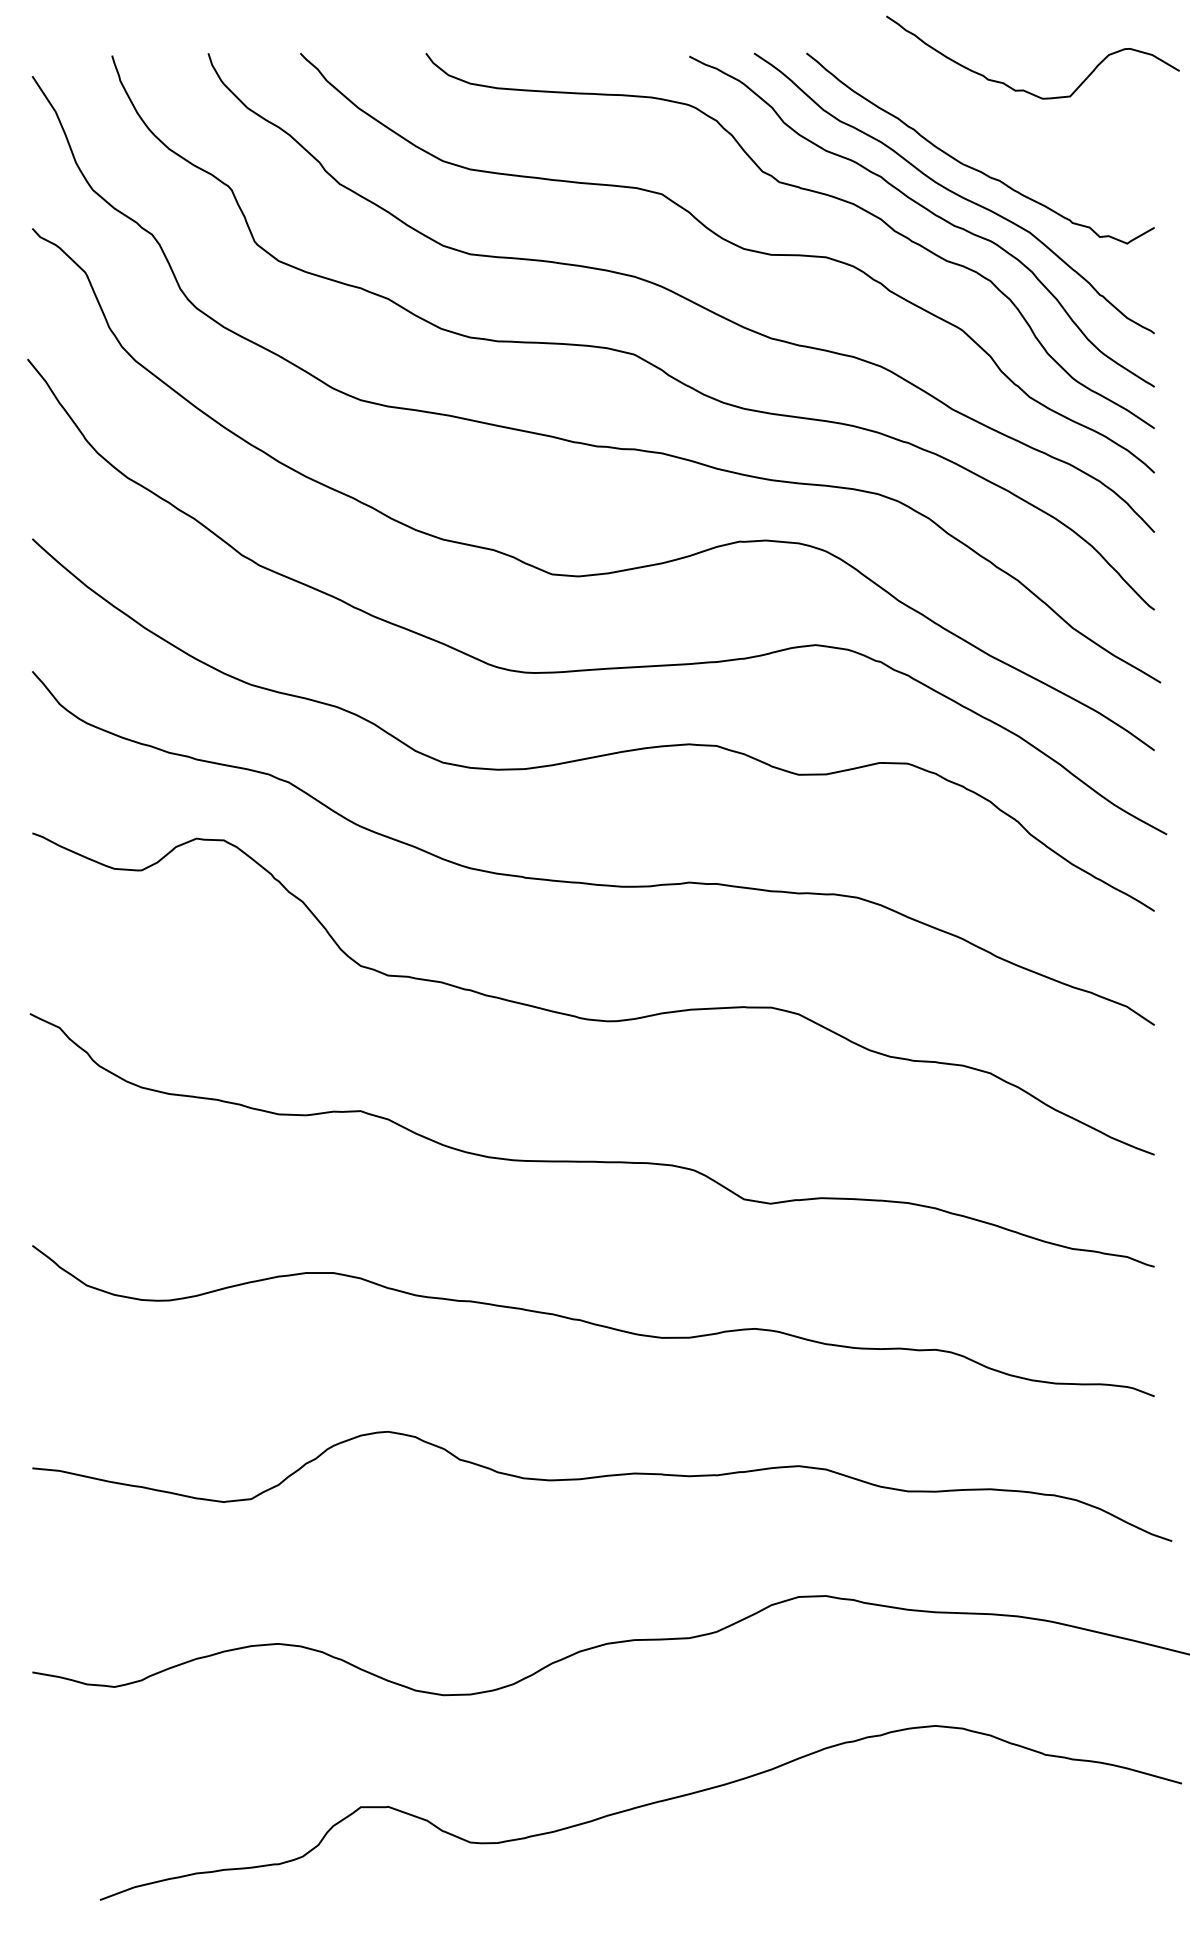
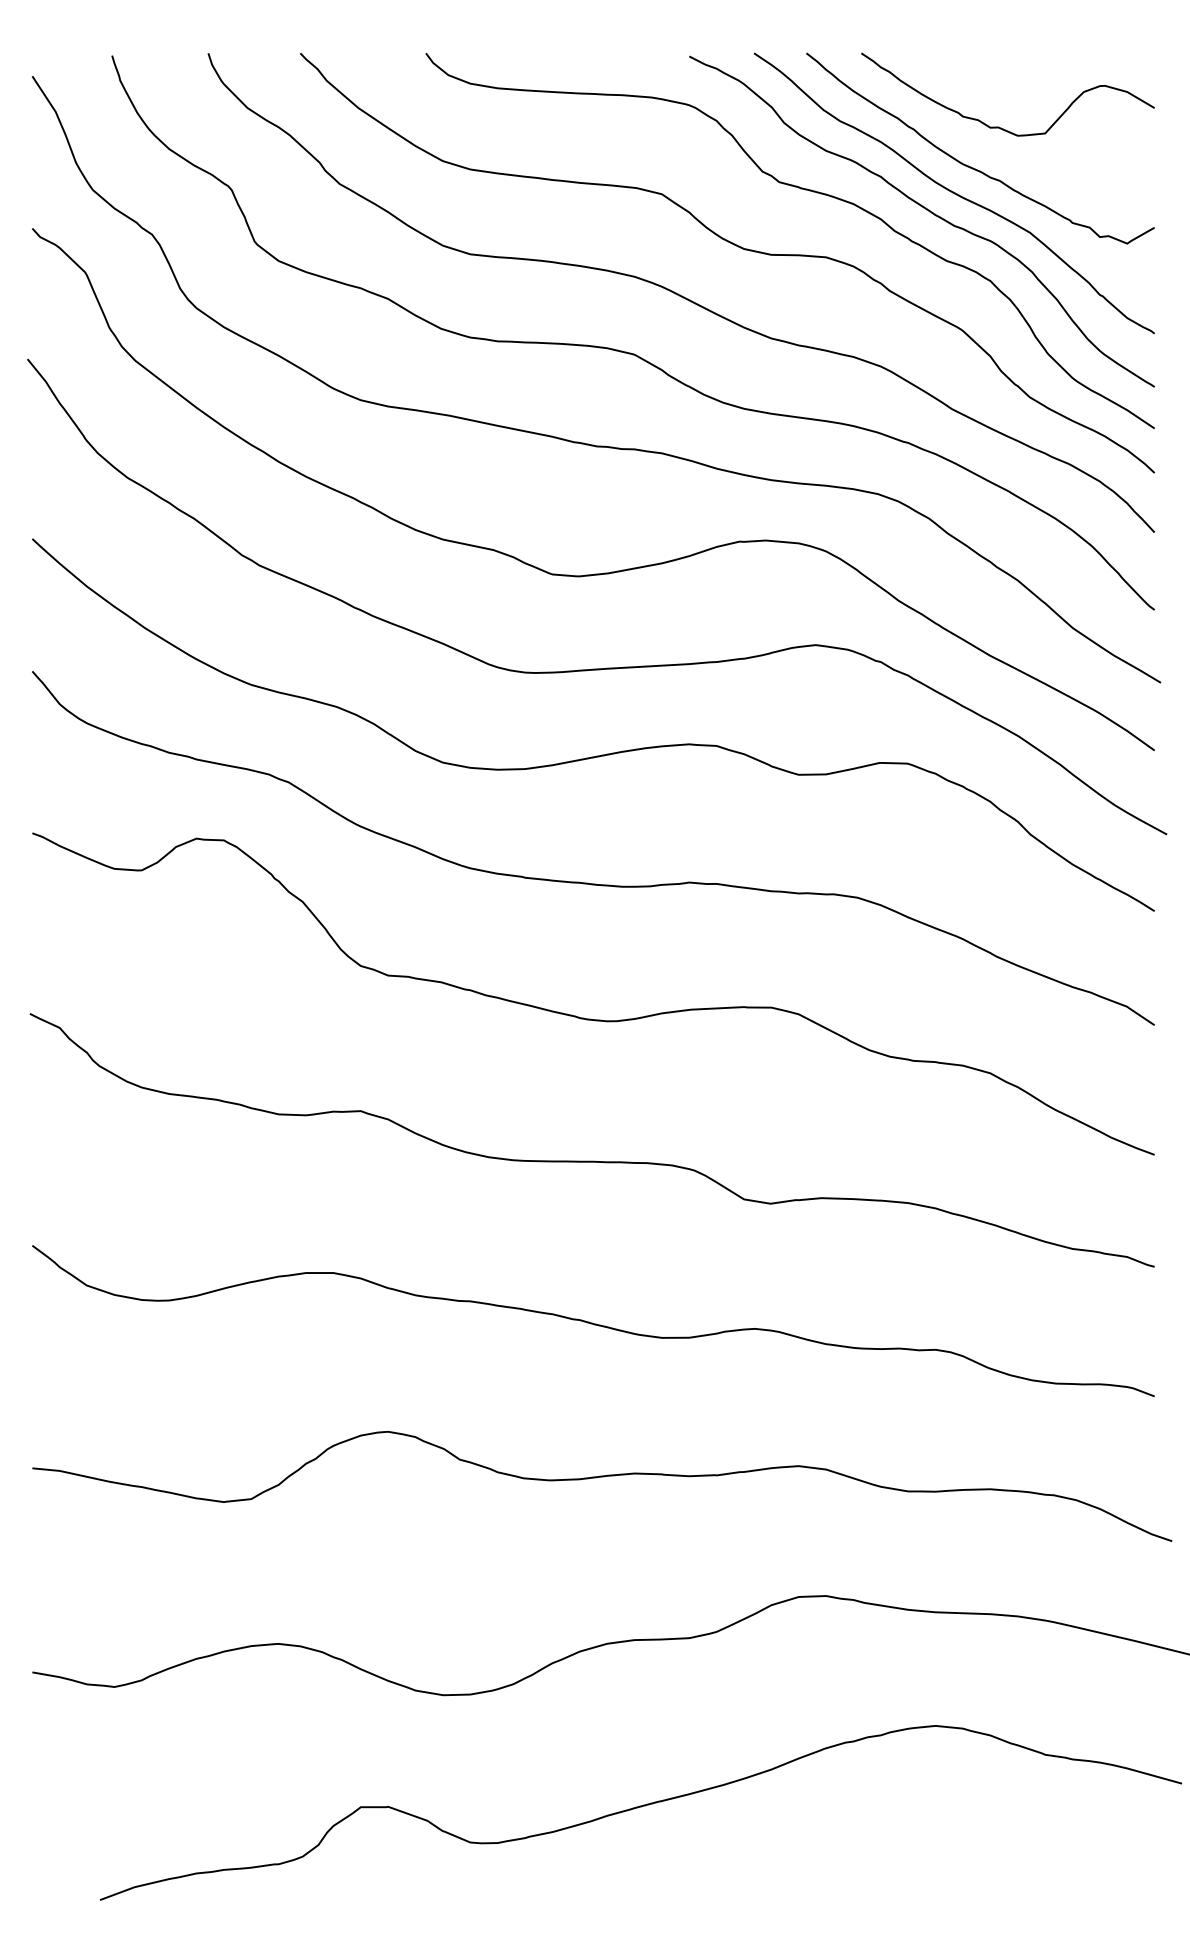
curve position: (1024, 89) -> (999, 126) (999, 126)
